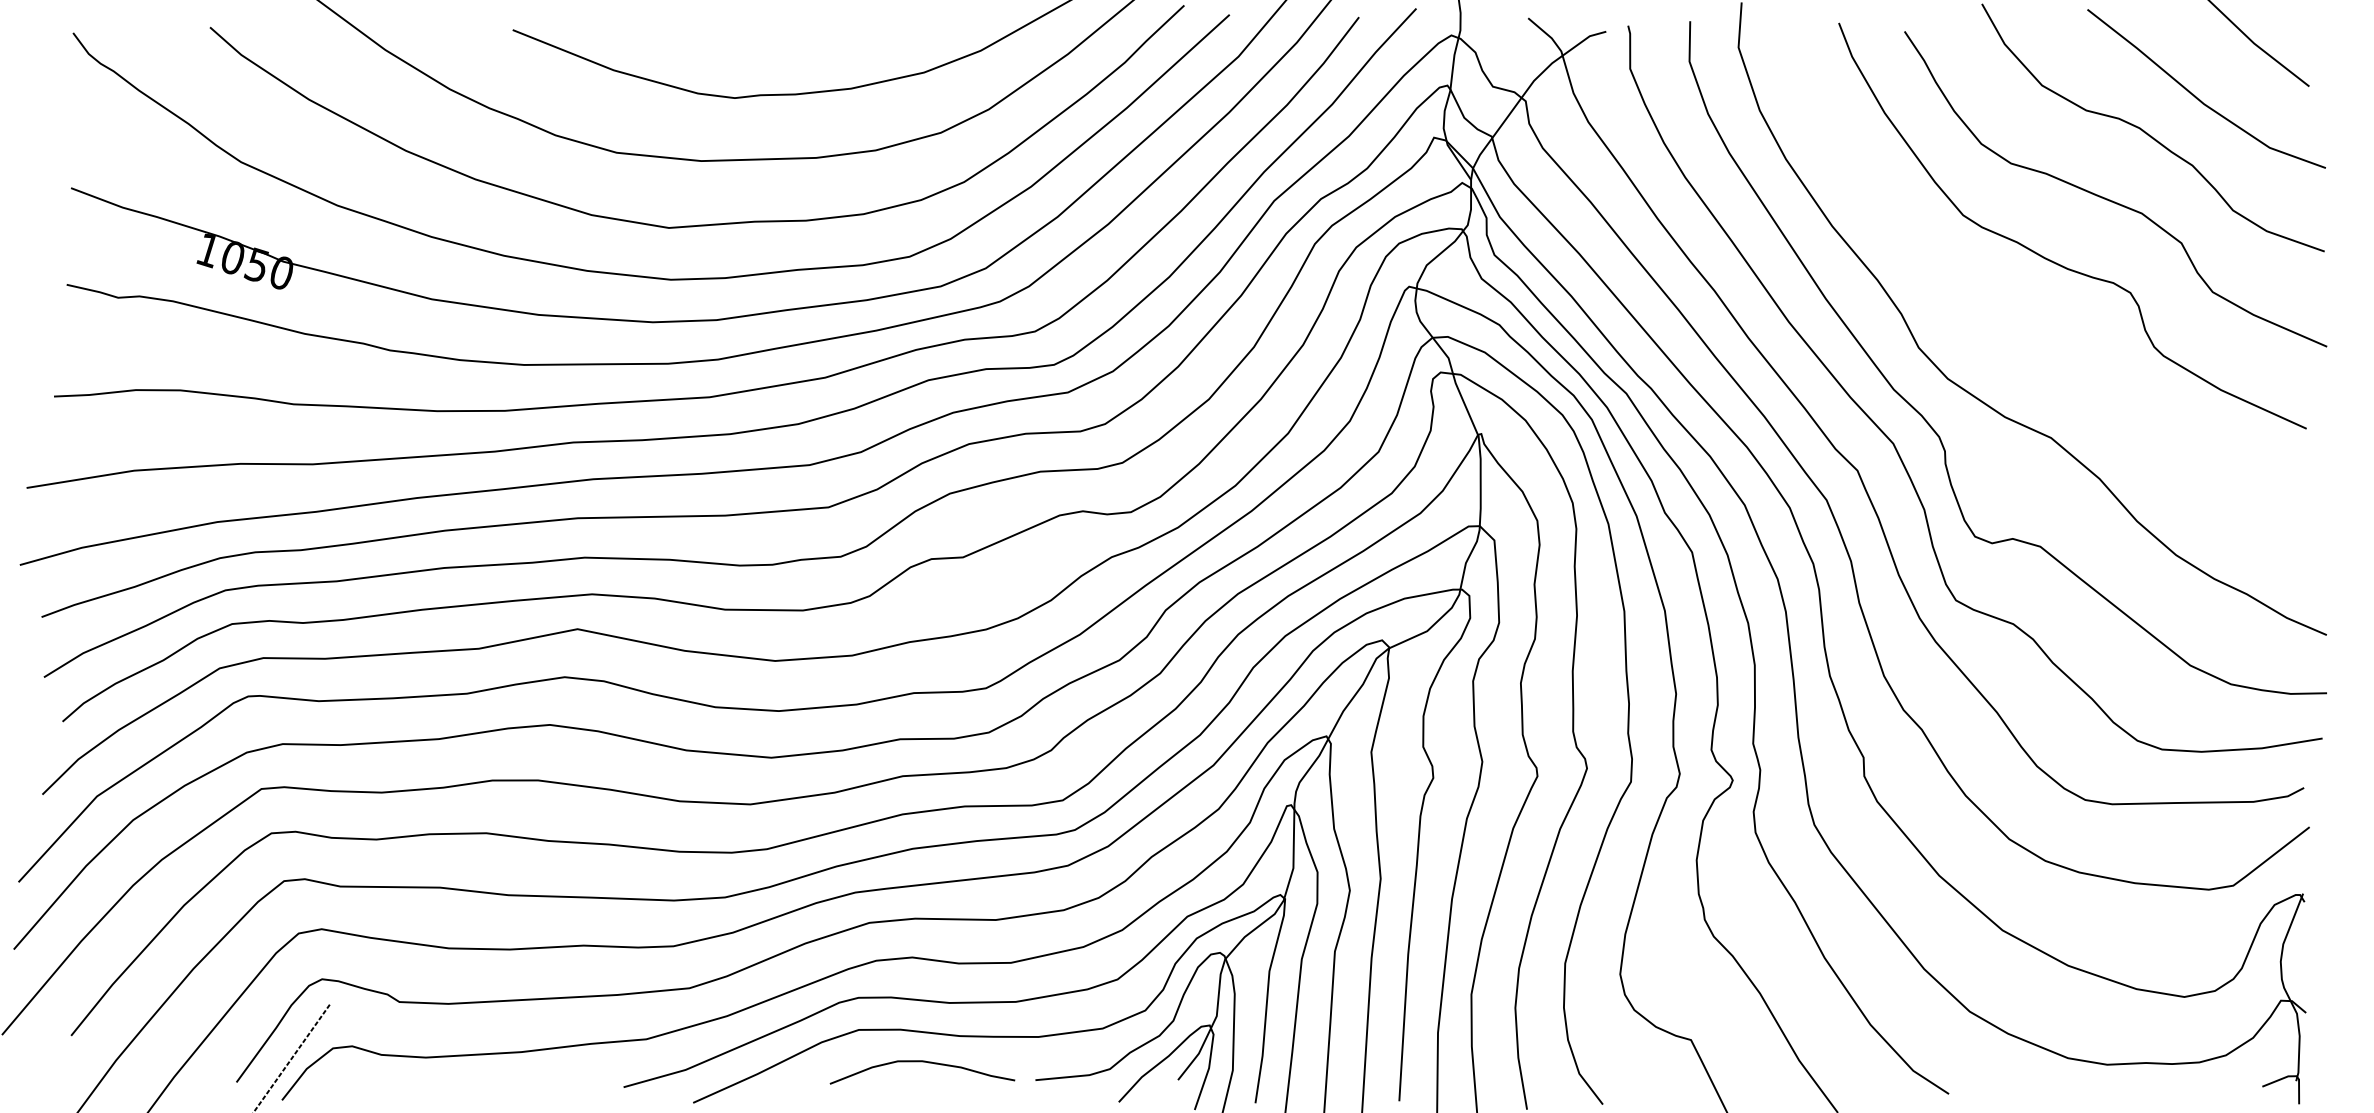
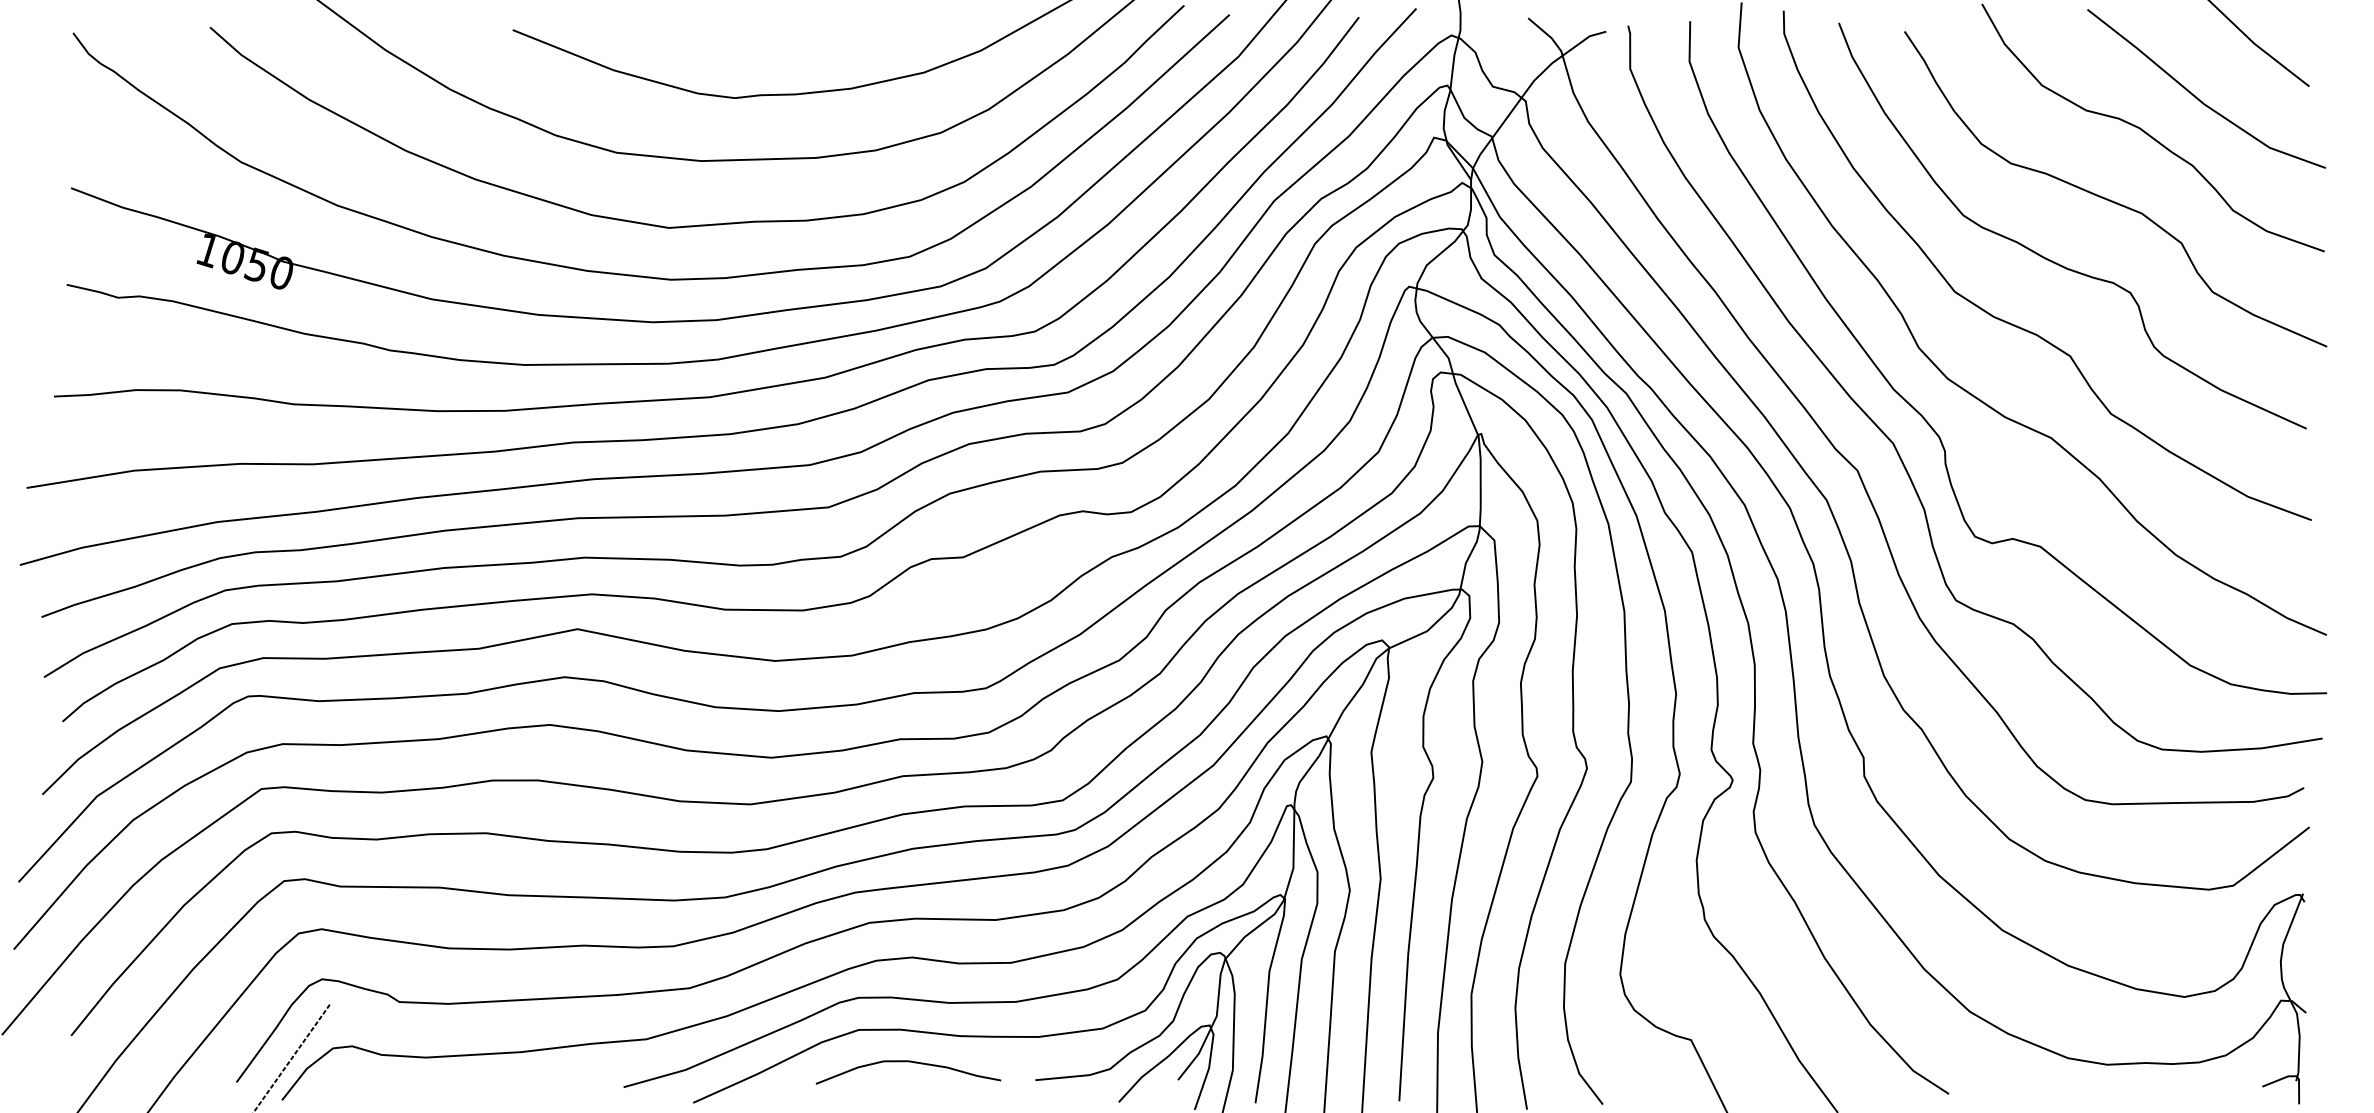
curve: none -> present (2017, 325)
curve position: (922, 1062) -> (908, 1062) (908, 1062)
